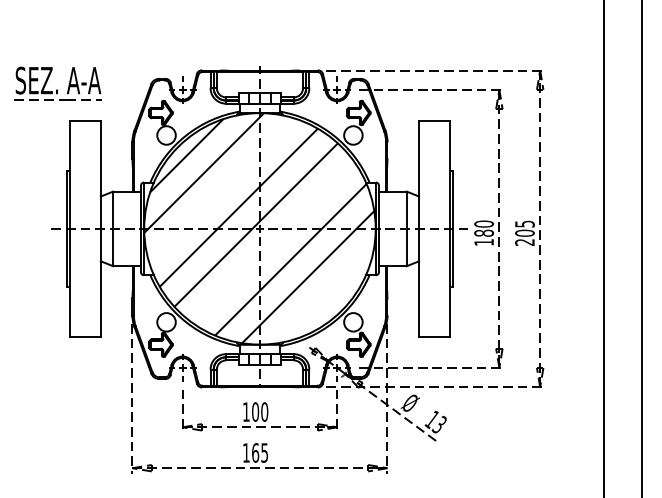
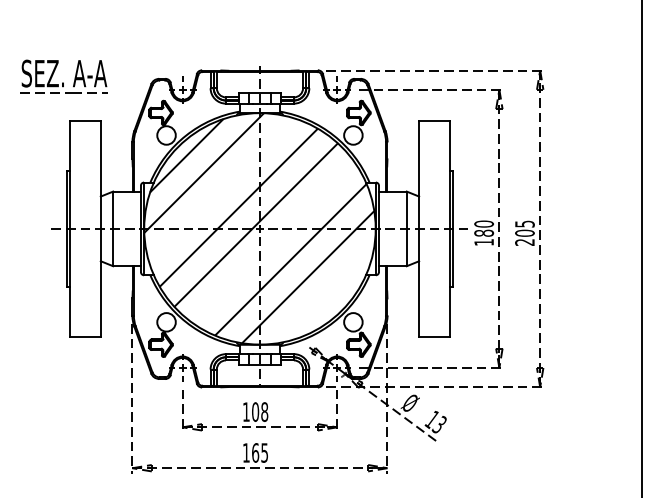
part position: (57, 83) -> (63, 76) (63, 76)
line: present -> none (603, 248)
text: 100 -> 108 (264, 411)
